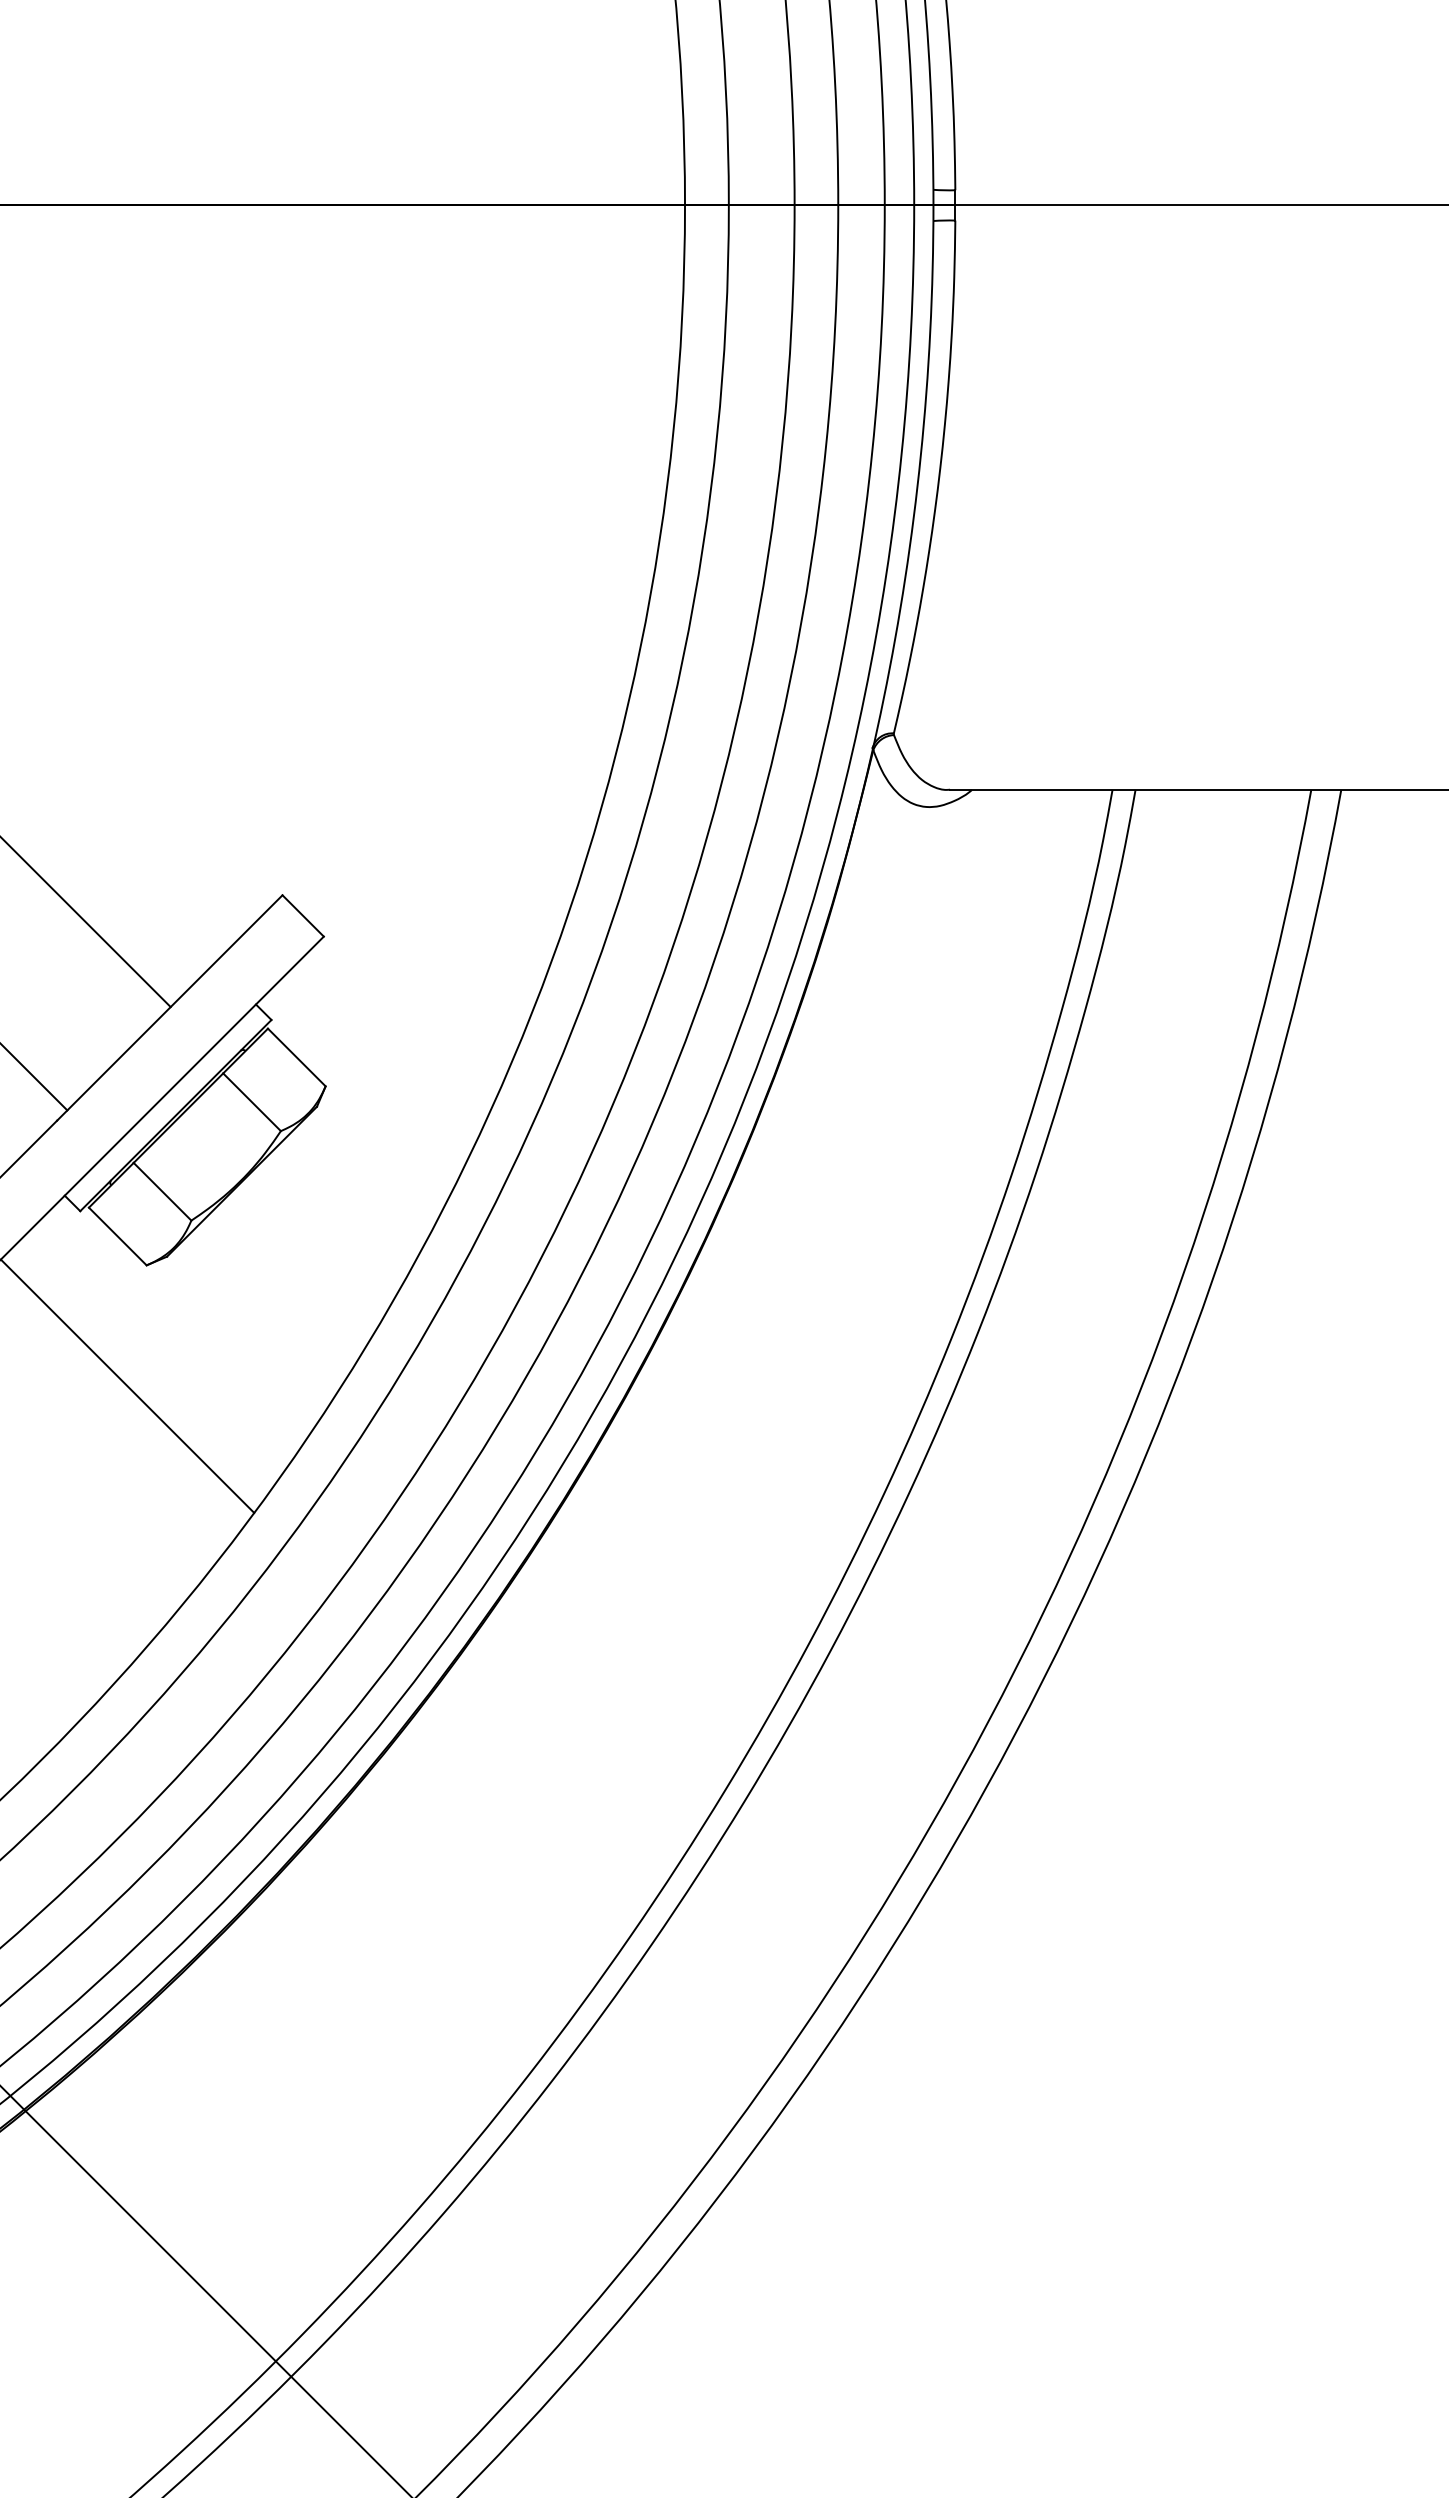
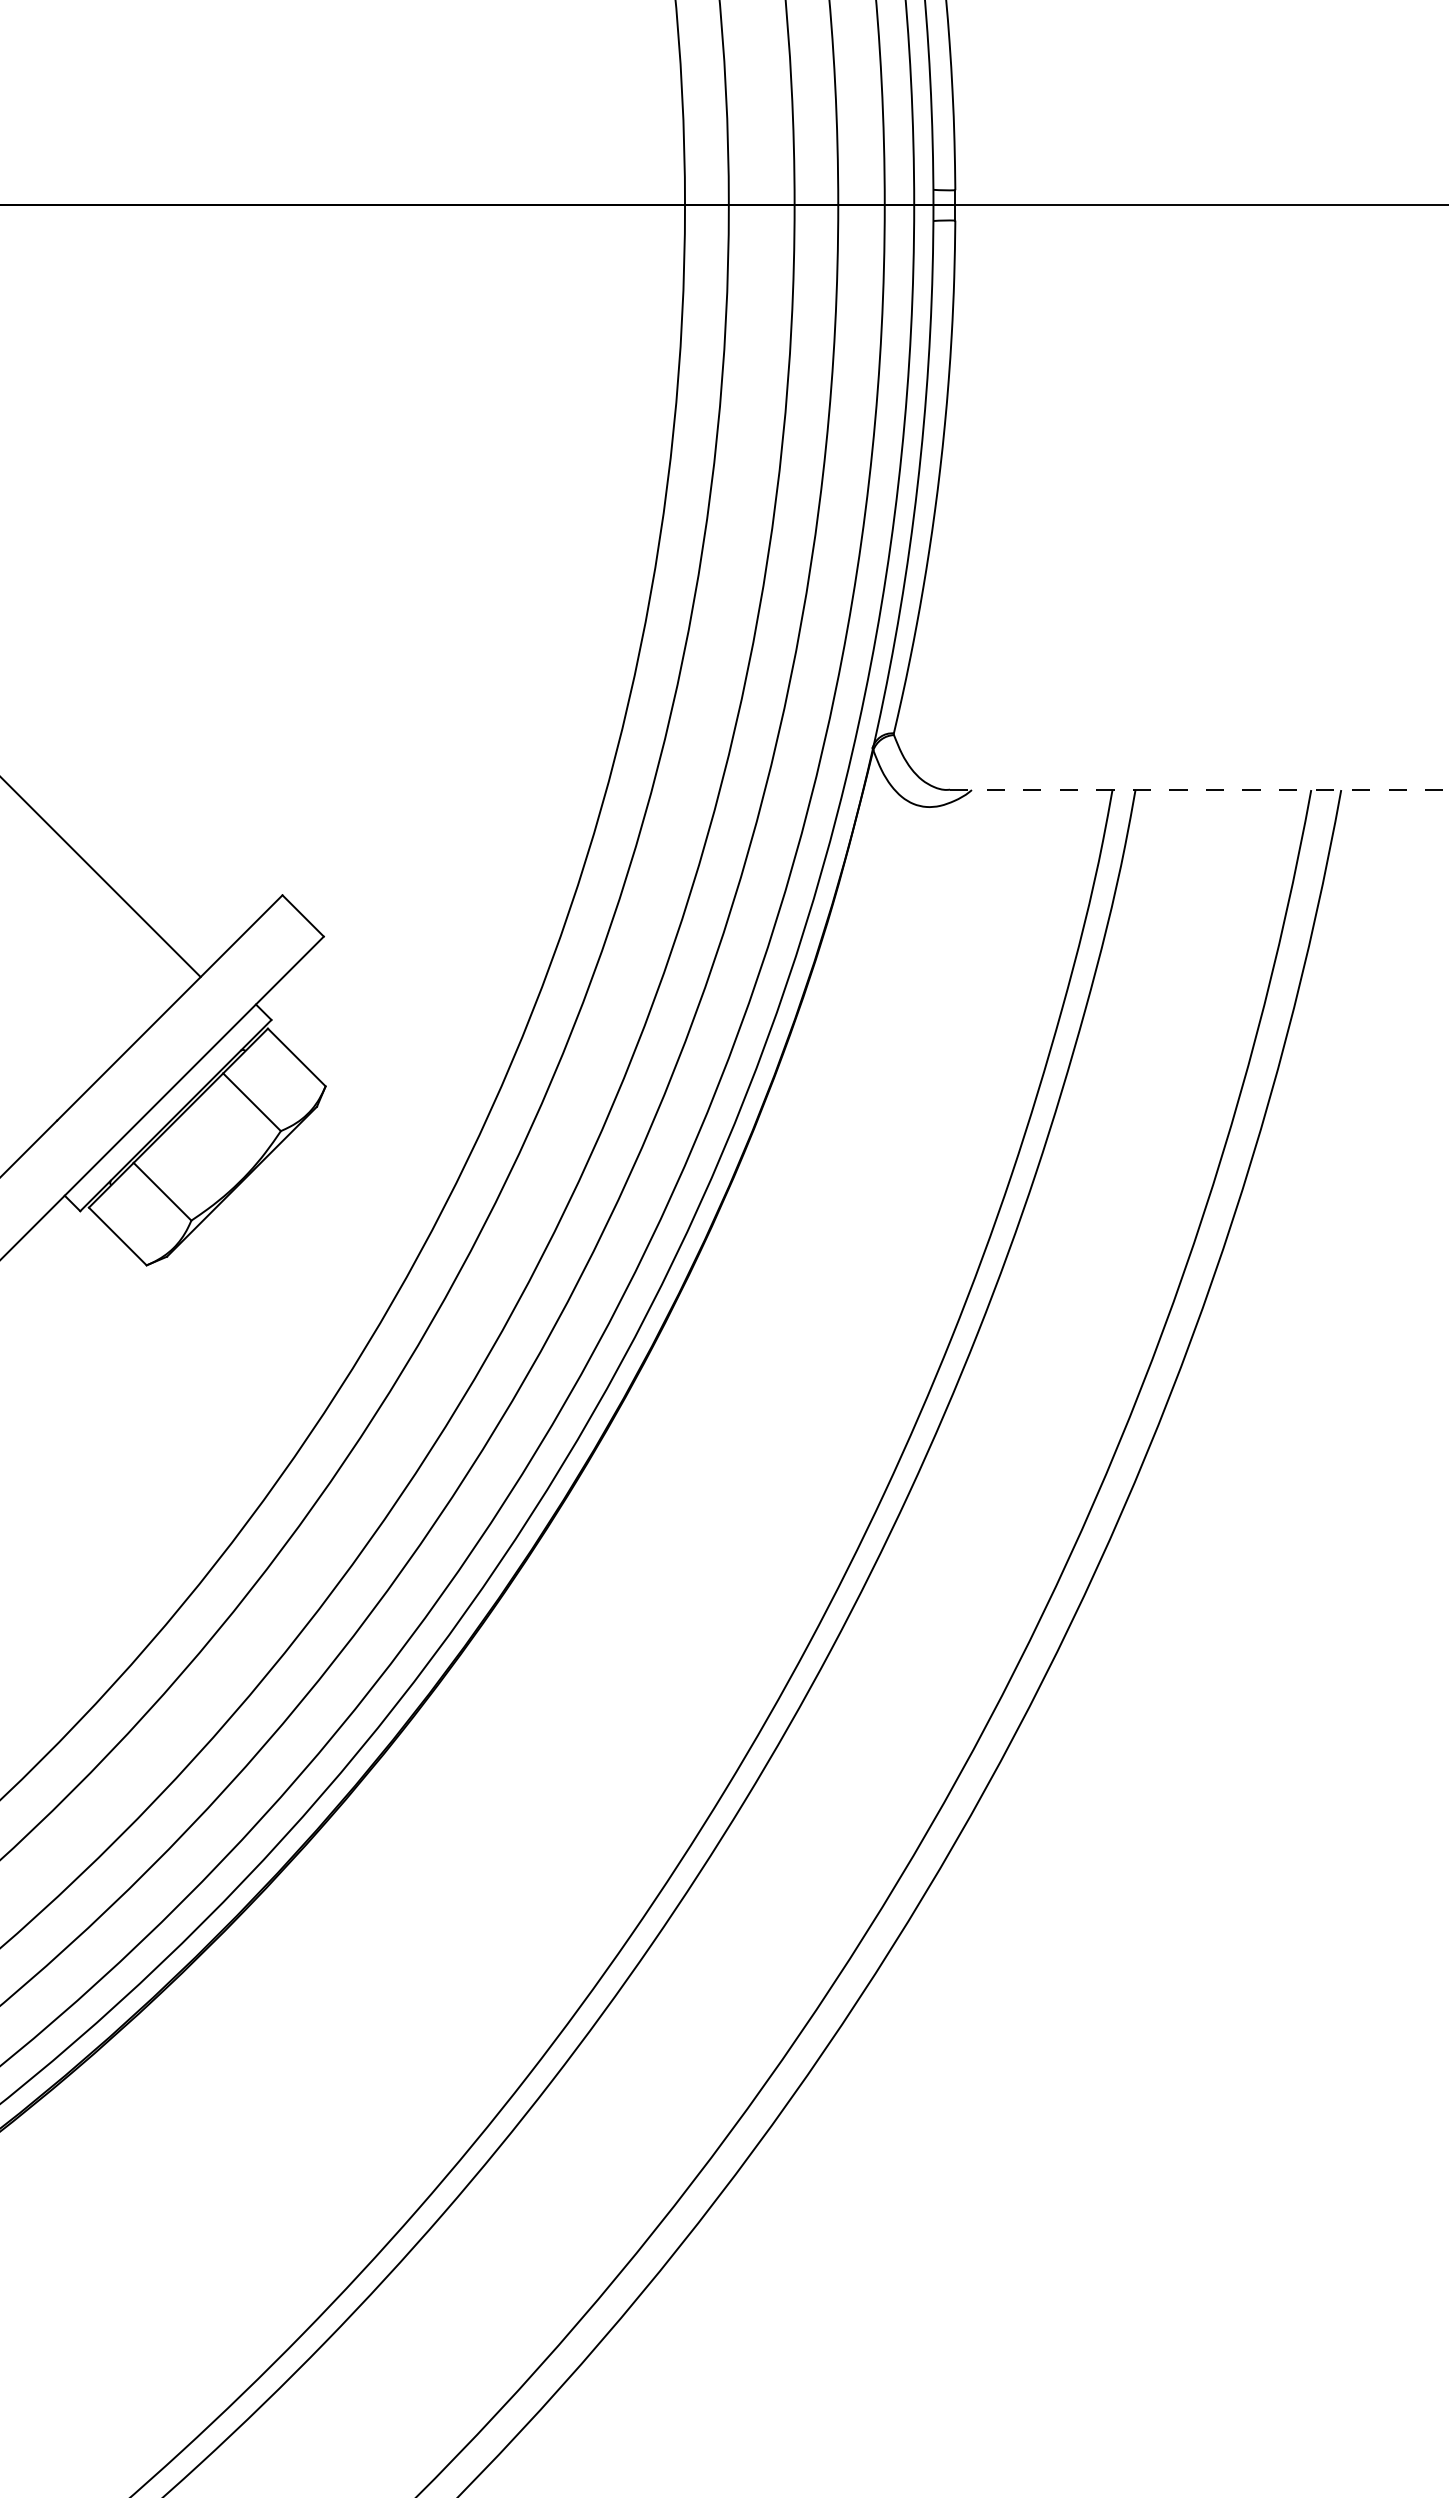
line: solid -> dashed (1199, 790)
line position: (86, 922) -> (101, 878) (101, 878)
line: present -> none (34, 1077)
line: present -> none (128, 1386)
line: present -> none (205, 2290)
